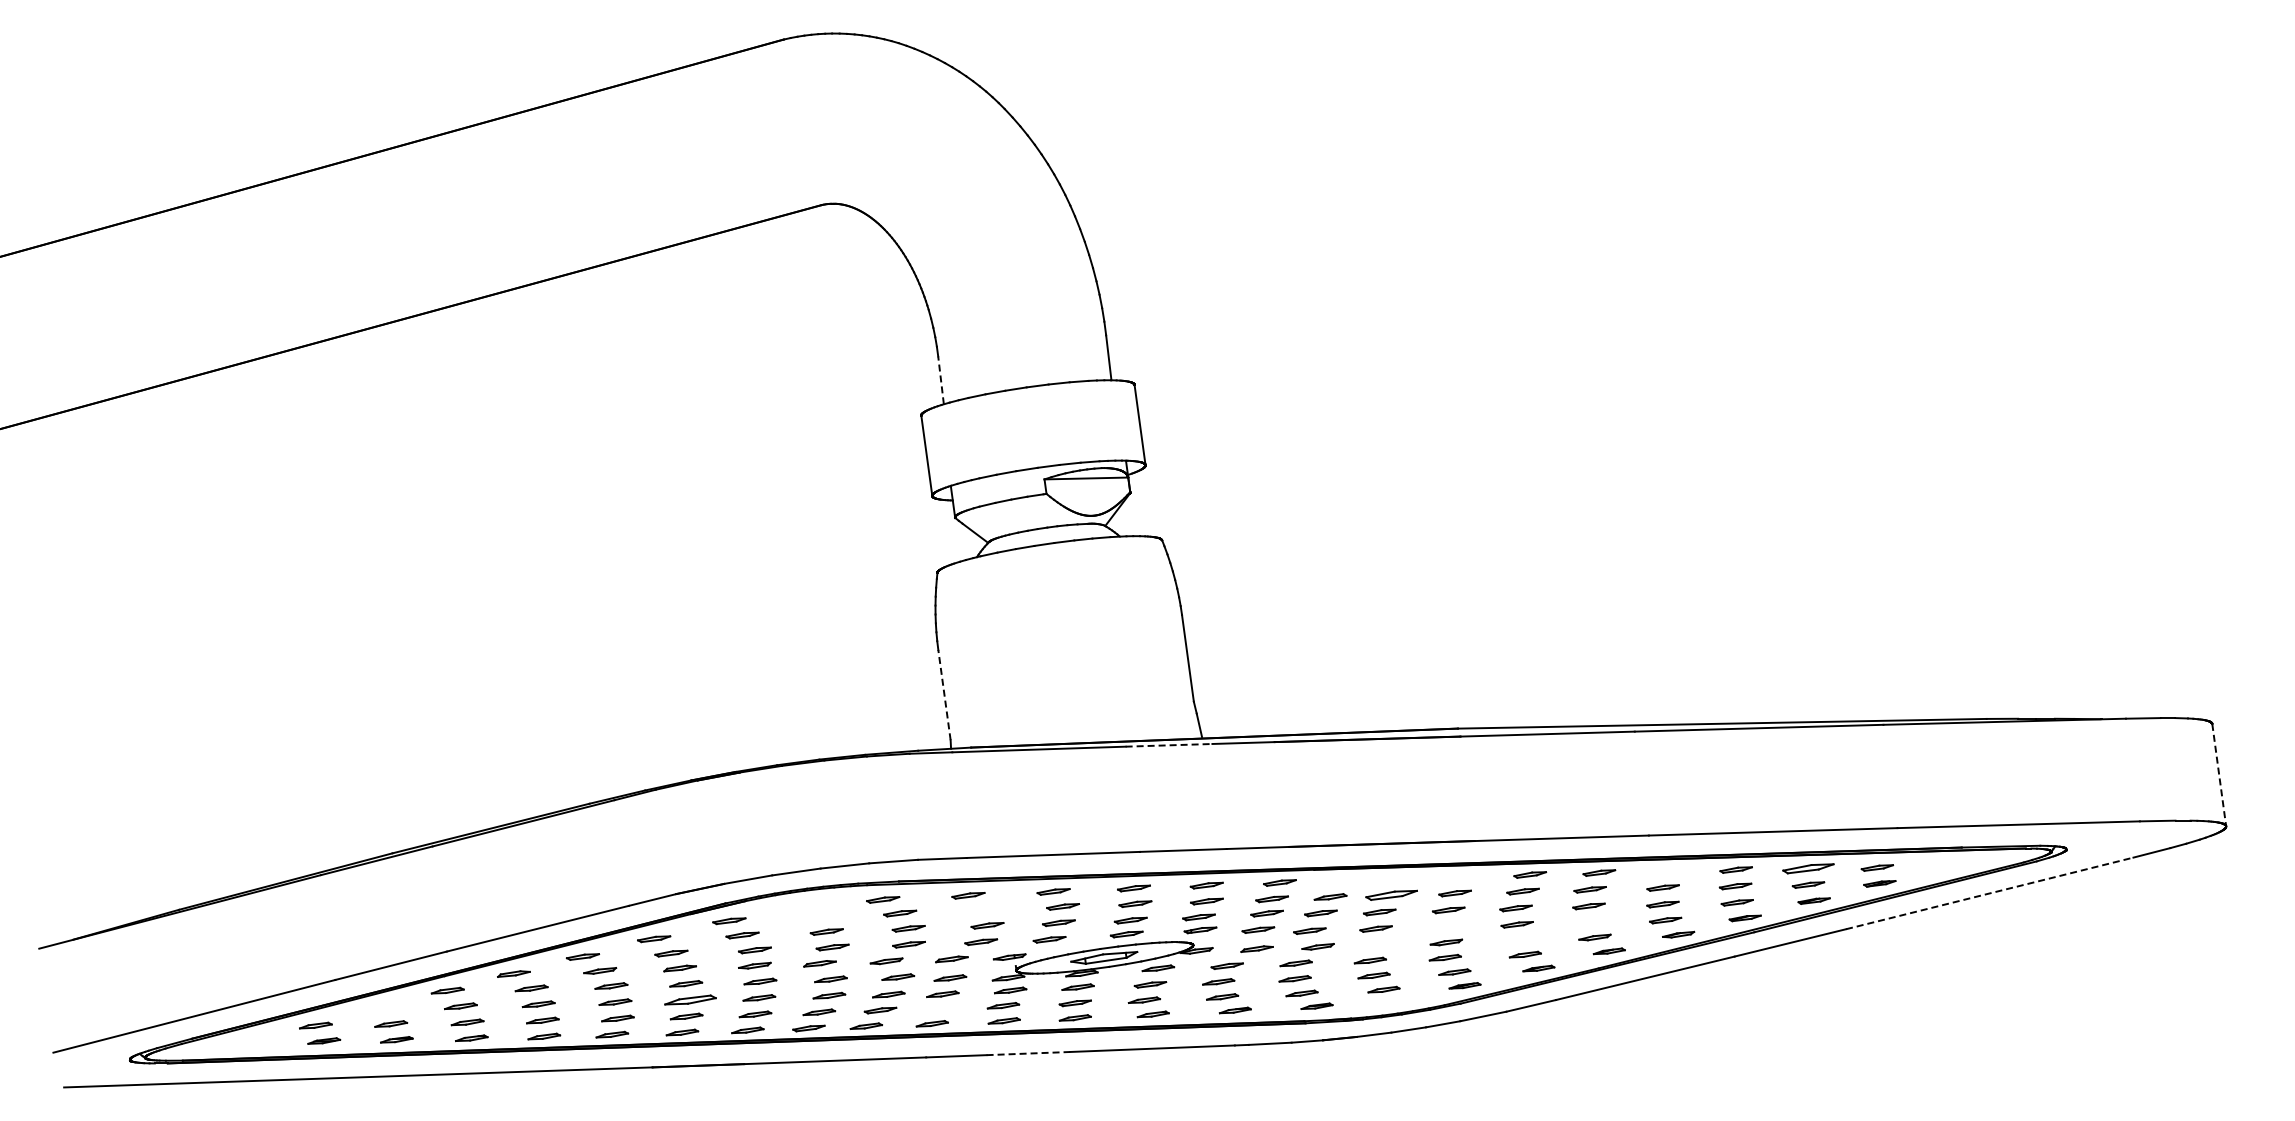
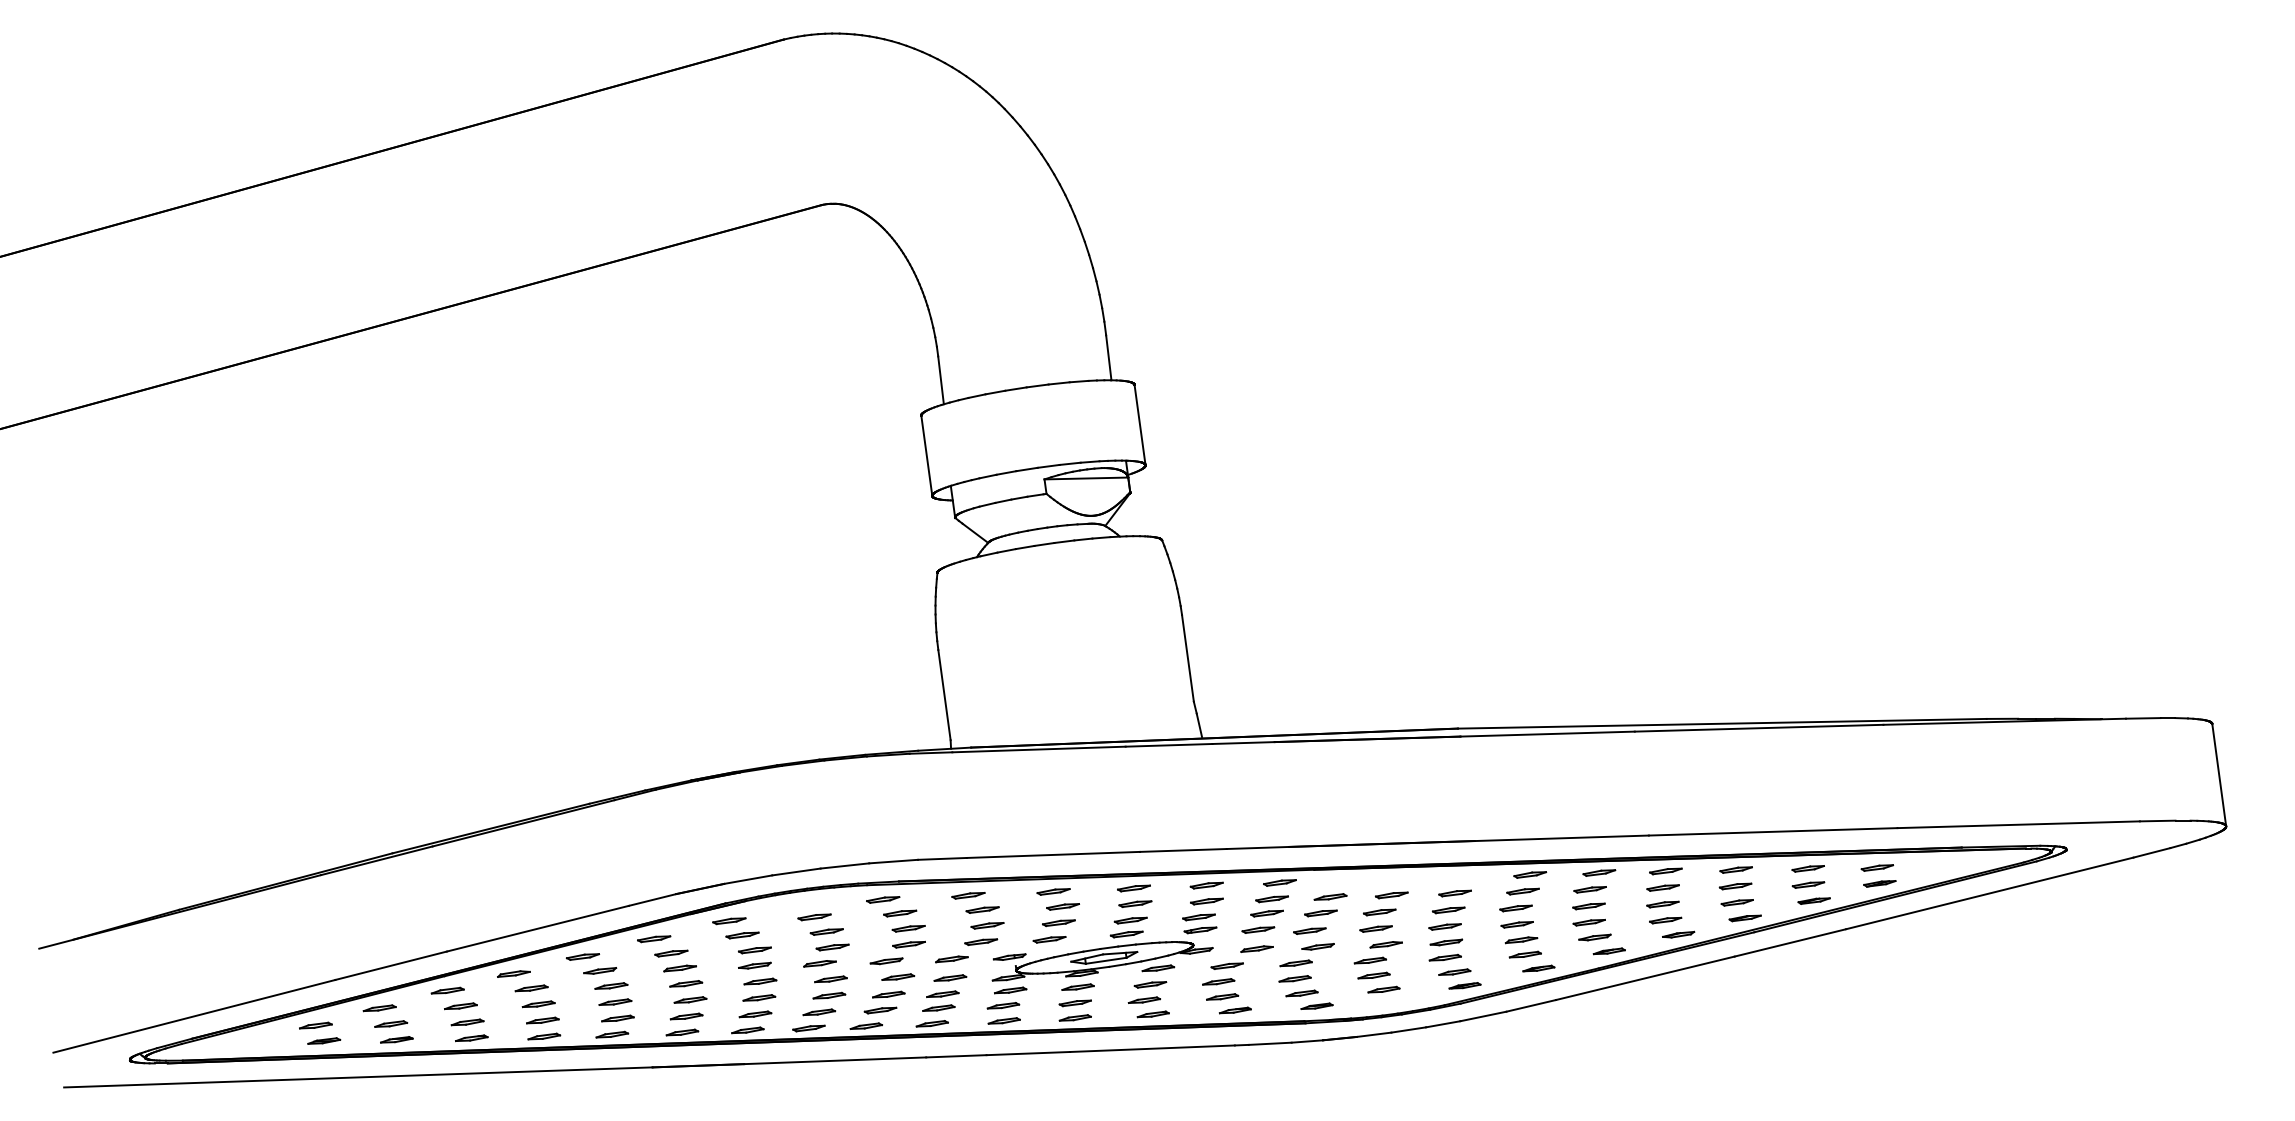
line: dashed -> solid (940, 379)
line: dashed -> solid (944, 695)
line: dashed -> solid (1169, 745)
line: dashed -> solid (2219, 775)
part size: 53x12 px -> 34x8 px (1807, 868)
part: none -> present (1665, 871)
line: dashed -> solid (1990, 893)
part size: 53x12 px -> 34x9 px (1391, 895)
part: none -> present (982, 909)
part: none -> present (814, 917)
part: none -> present (1588, 922)
part: none -> present (1444, 926)
part: none -> present (1521, 940)
part: none -> present (1385, 944)
part size: 53x12 px -> 35x8 px (690, 999)
part: none -> present (938, 1007)
part: none -> present (379, 1008)
line: dashed -> solid (1028, 1053)
